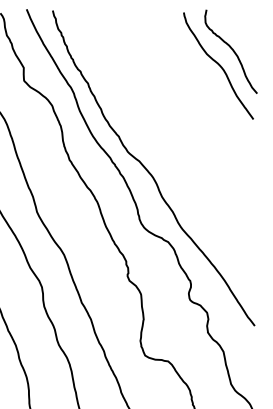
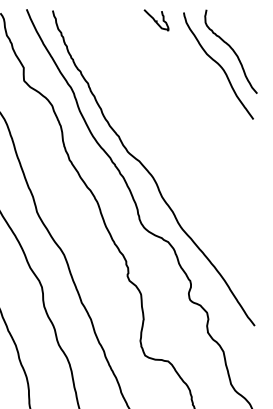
curve: none -> present (156, 20)
